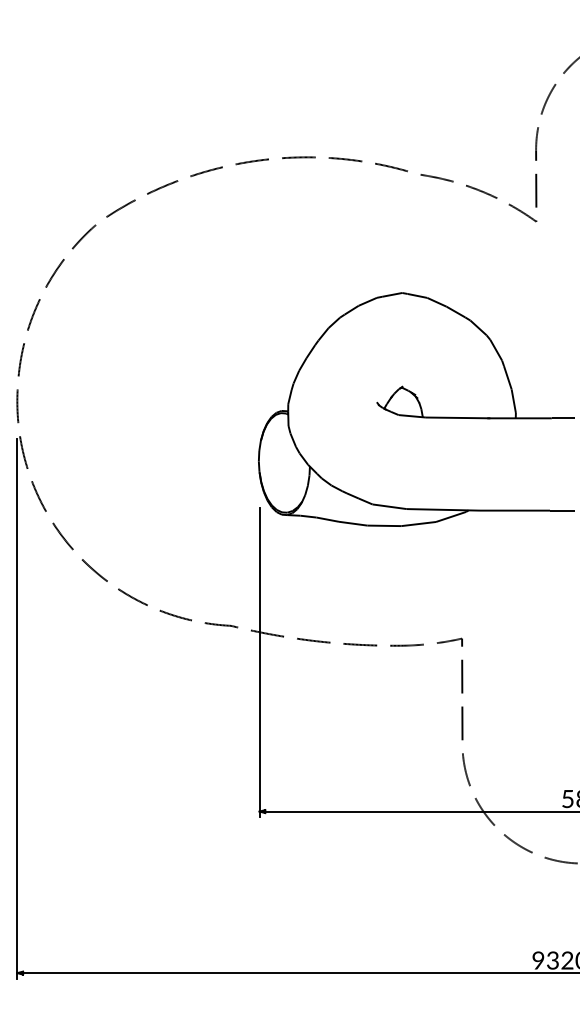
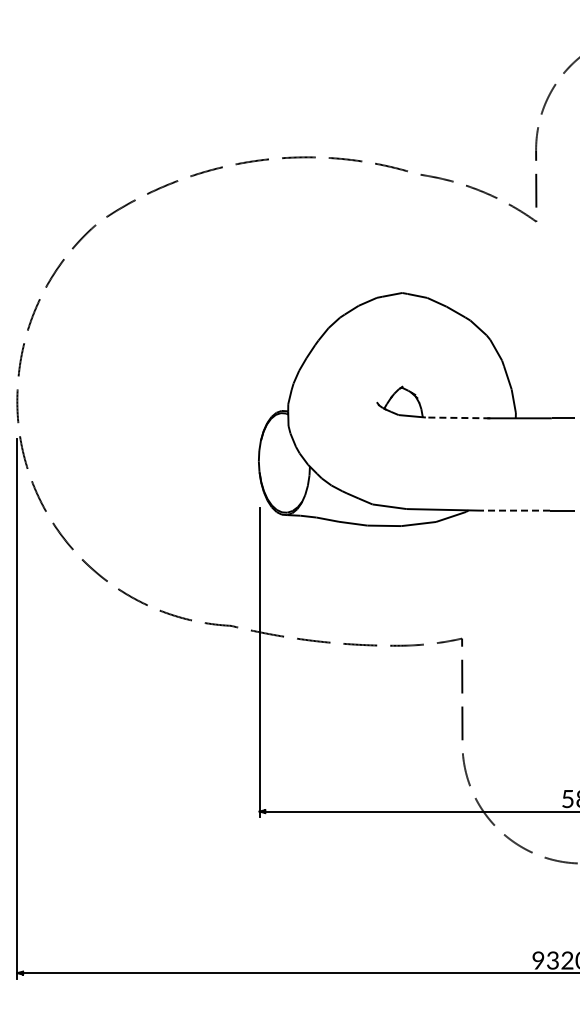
line: solid -> dashed (457, 417)
line: solid -> dashed (514, 510)
